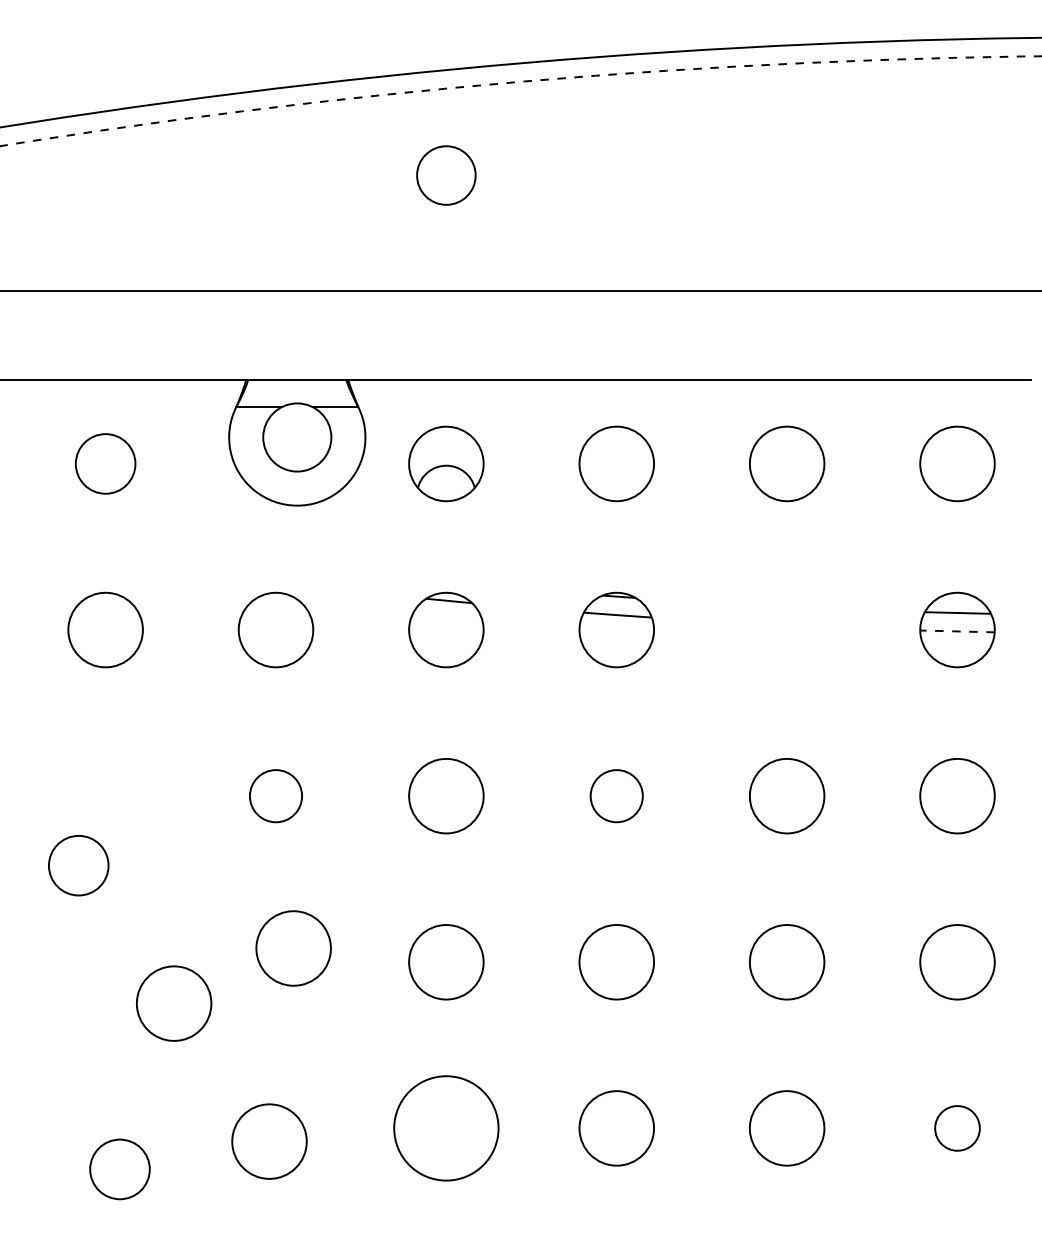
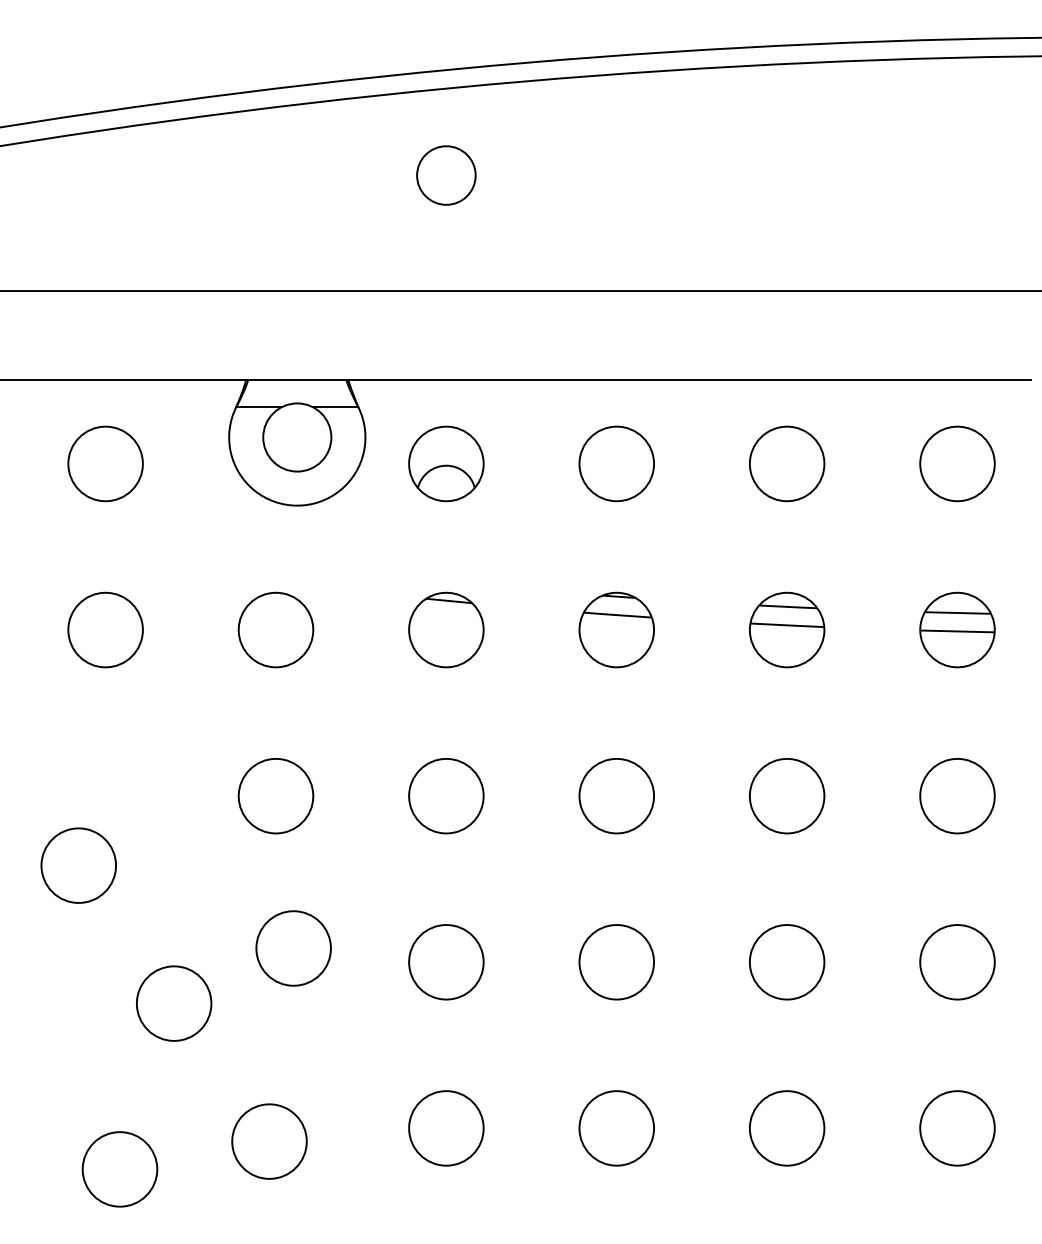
arc: dashed -> solid (519, 81)
circle diameter: 60 px -> 75 px (105, 463)
part: none -> present (787, 629)
line: dashed -> solid (957, 631)
circle diameter: 52 px -> 75 px (275, 795)
circle diameter: 52 px -> 75 px (616, 795)
circle diameter: 60 px -> 75 px (78, 865)
circle diameter: 104 px -> 75 px (446, 1128)
circle diameter: 45 px -> 75 px (957, 1128)
circle size: 62x63 px -> 78x77 px (119, 1169)
